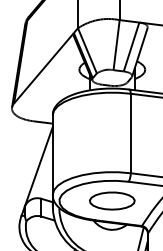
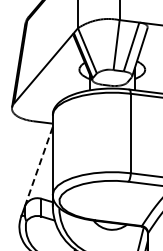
line: solid -> dashed (38, 167)
part: present -> none (112, 200)
